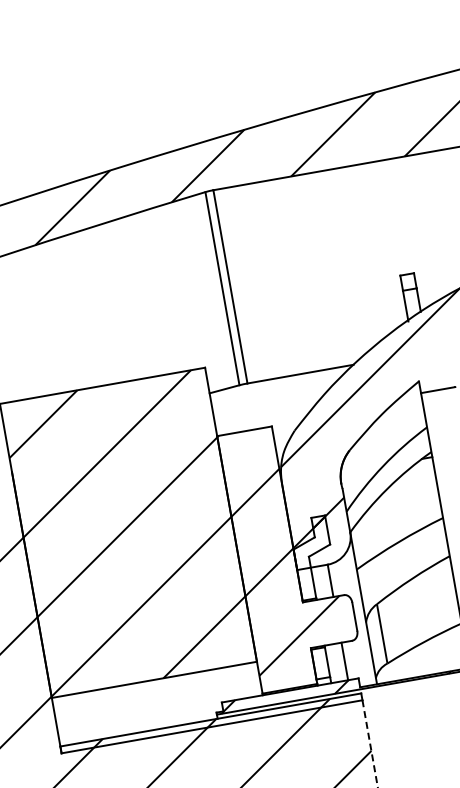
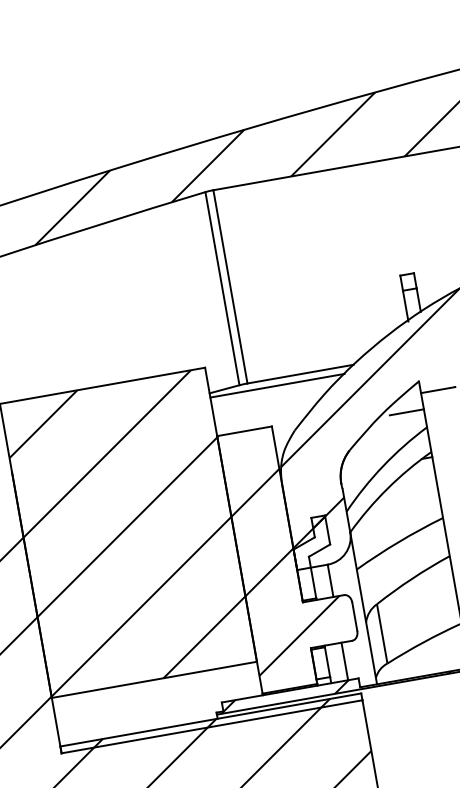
line: none -> present (277, 385)
line: none -> present (406, 412)
line: dashed -> solid (370, 744)
